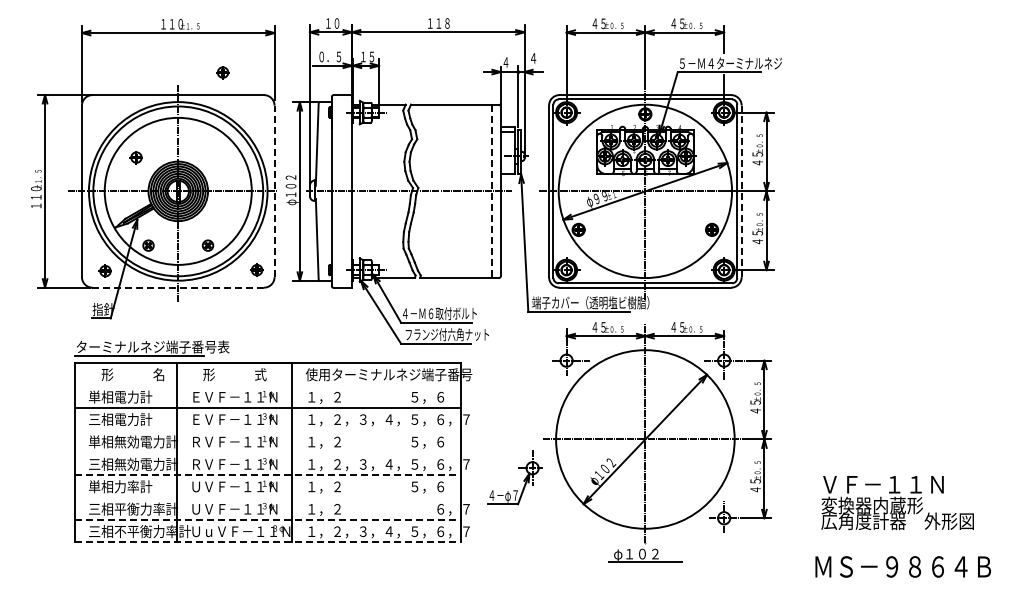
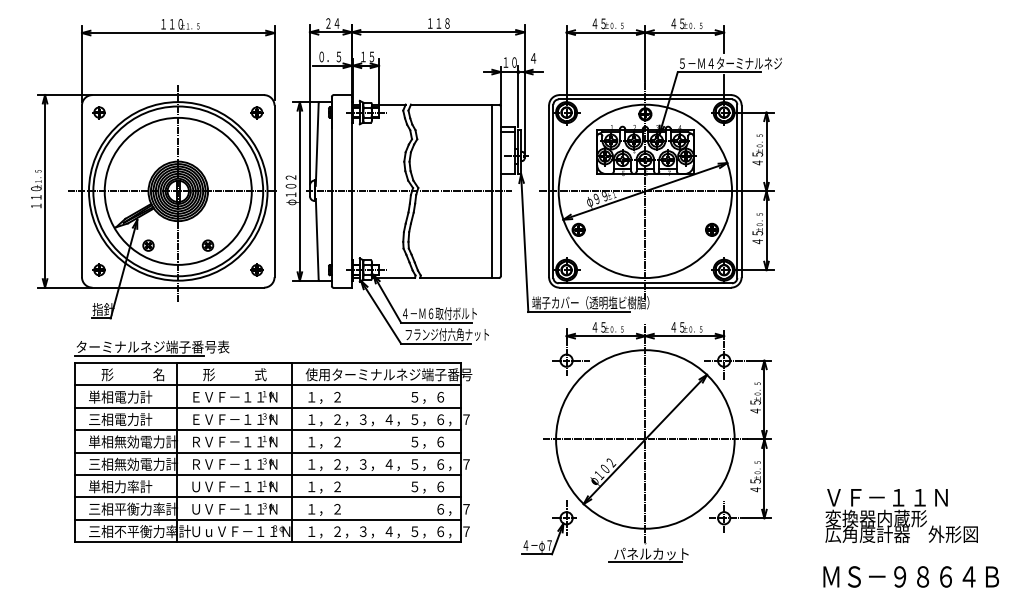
text: １０ -> ２４ (332, 23)
text: ４ -> １０ (509, 62)
part position: (222, 72) -> (256, 112) (256, 112)
part position: (135, 157) -> (98, 112) (98, 112)
line: dashed -> solid (274, 191)
line: dashed -> solid (492, 191)
line: dashed -> solid (741, 191)
part position: (104, 270) -> (98, 269) (98, 269)
line: dashed -> solid (178, 287)
line: none -> present (267, 385)
line: none -> present (267, 430)
line: none -> present (267, 452)
line: dashed -> solid (267, 475)
part position: (523, 480) -> (557, 530) (557, 530)
line: none -> present (267, 497)
text position: (897, 502) -> (901, 515) (901, 515)
line: dashed -> solid (267, 519)
line: dashed -> solid (267, 542)
text: φ１０２ -> パネルカット (651, 553)
text position: (902, 566) -> (910, 576) (910, 576)
